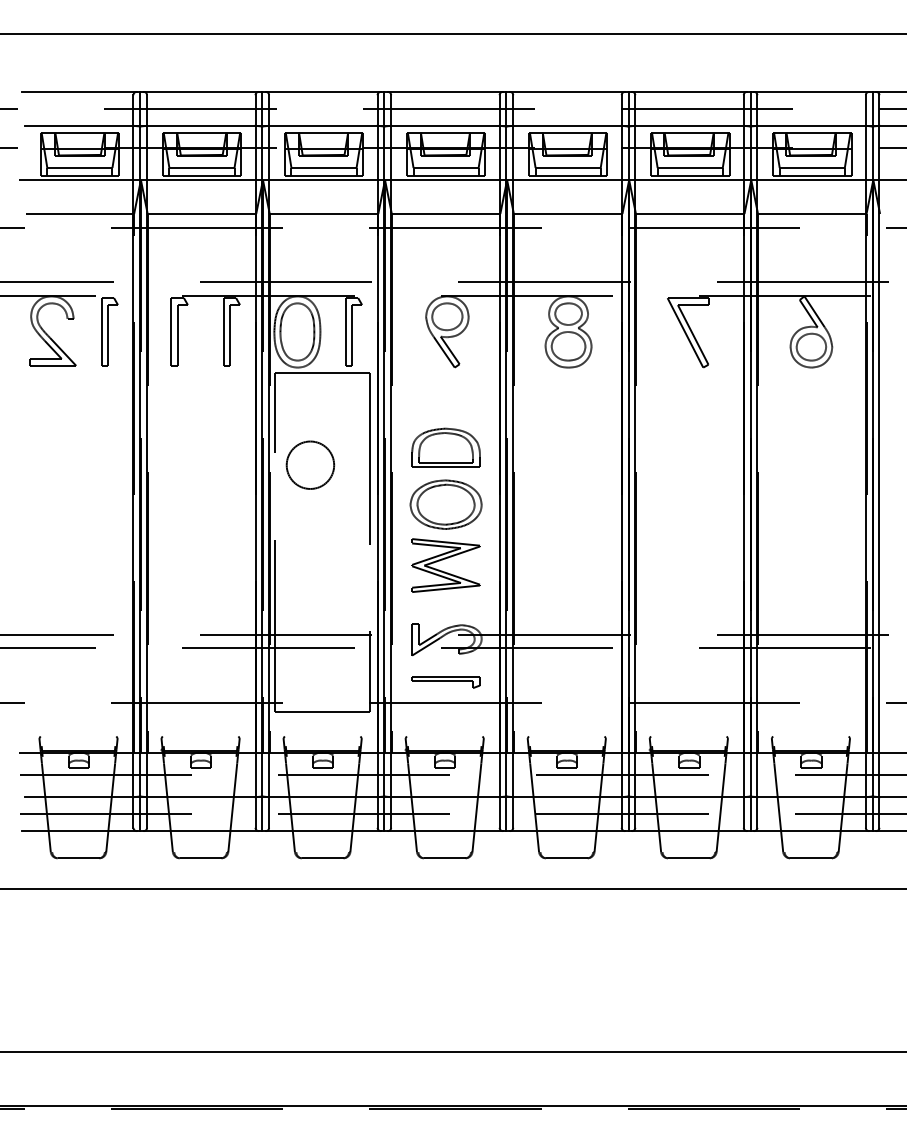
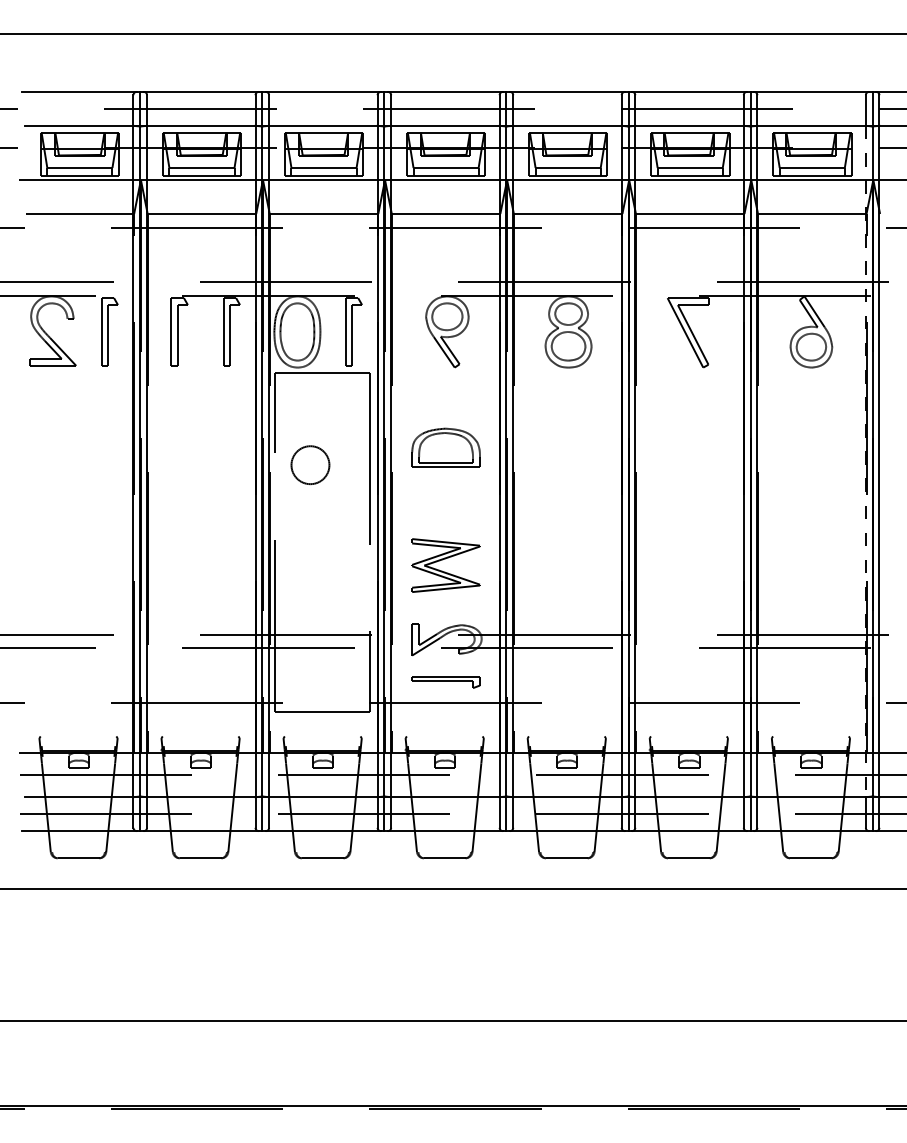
line: solid -> dashed (865, 461)
circle size: 51x50 px -> 41x40 px (310, 464)
part: present -> none (445, 504)
line position: (452, 1051) -> (452, 1020) (452, 1020)
